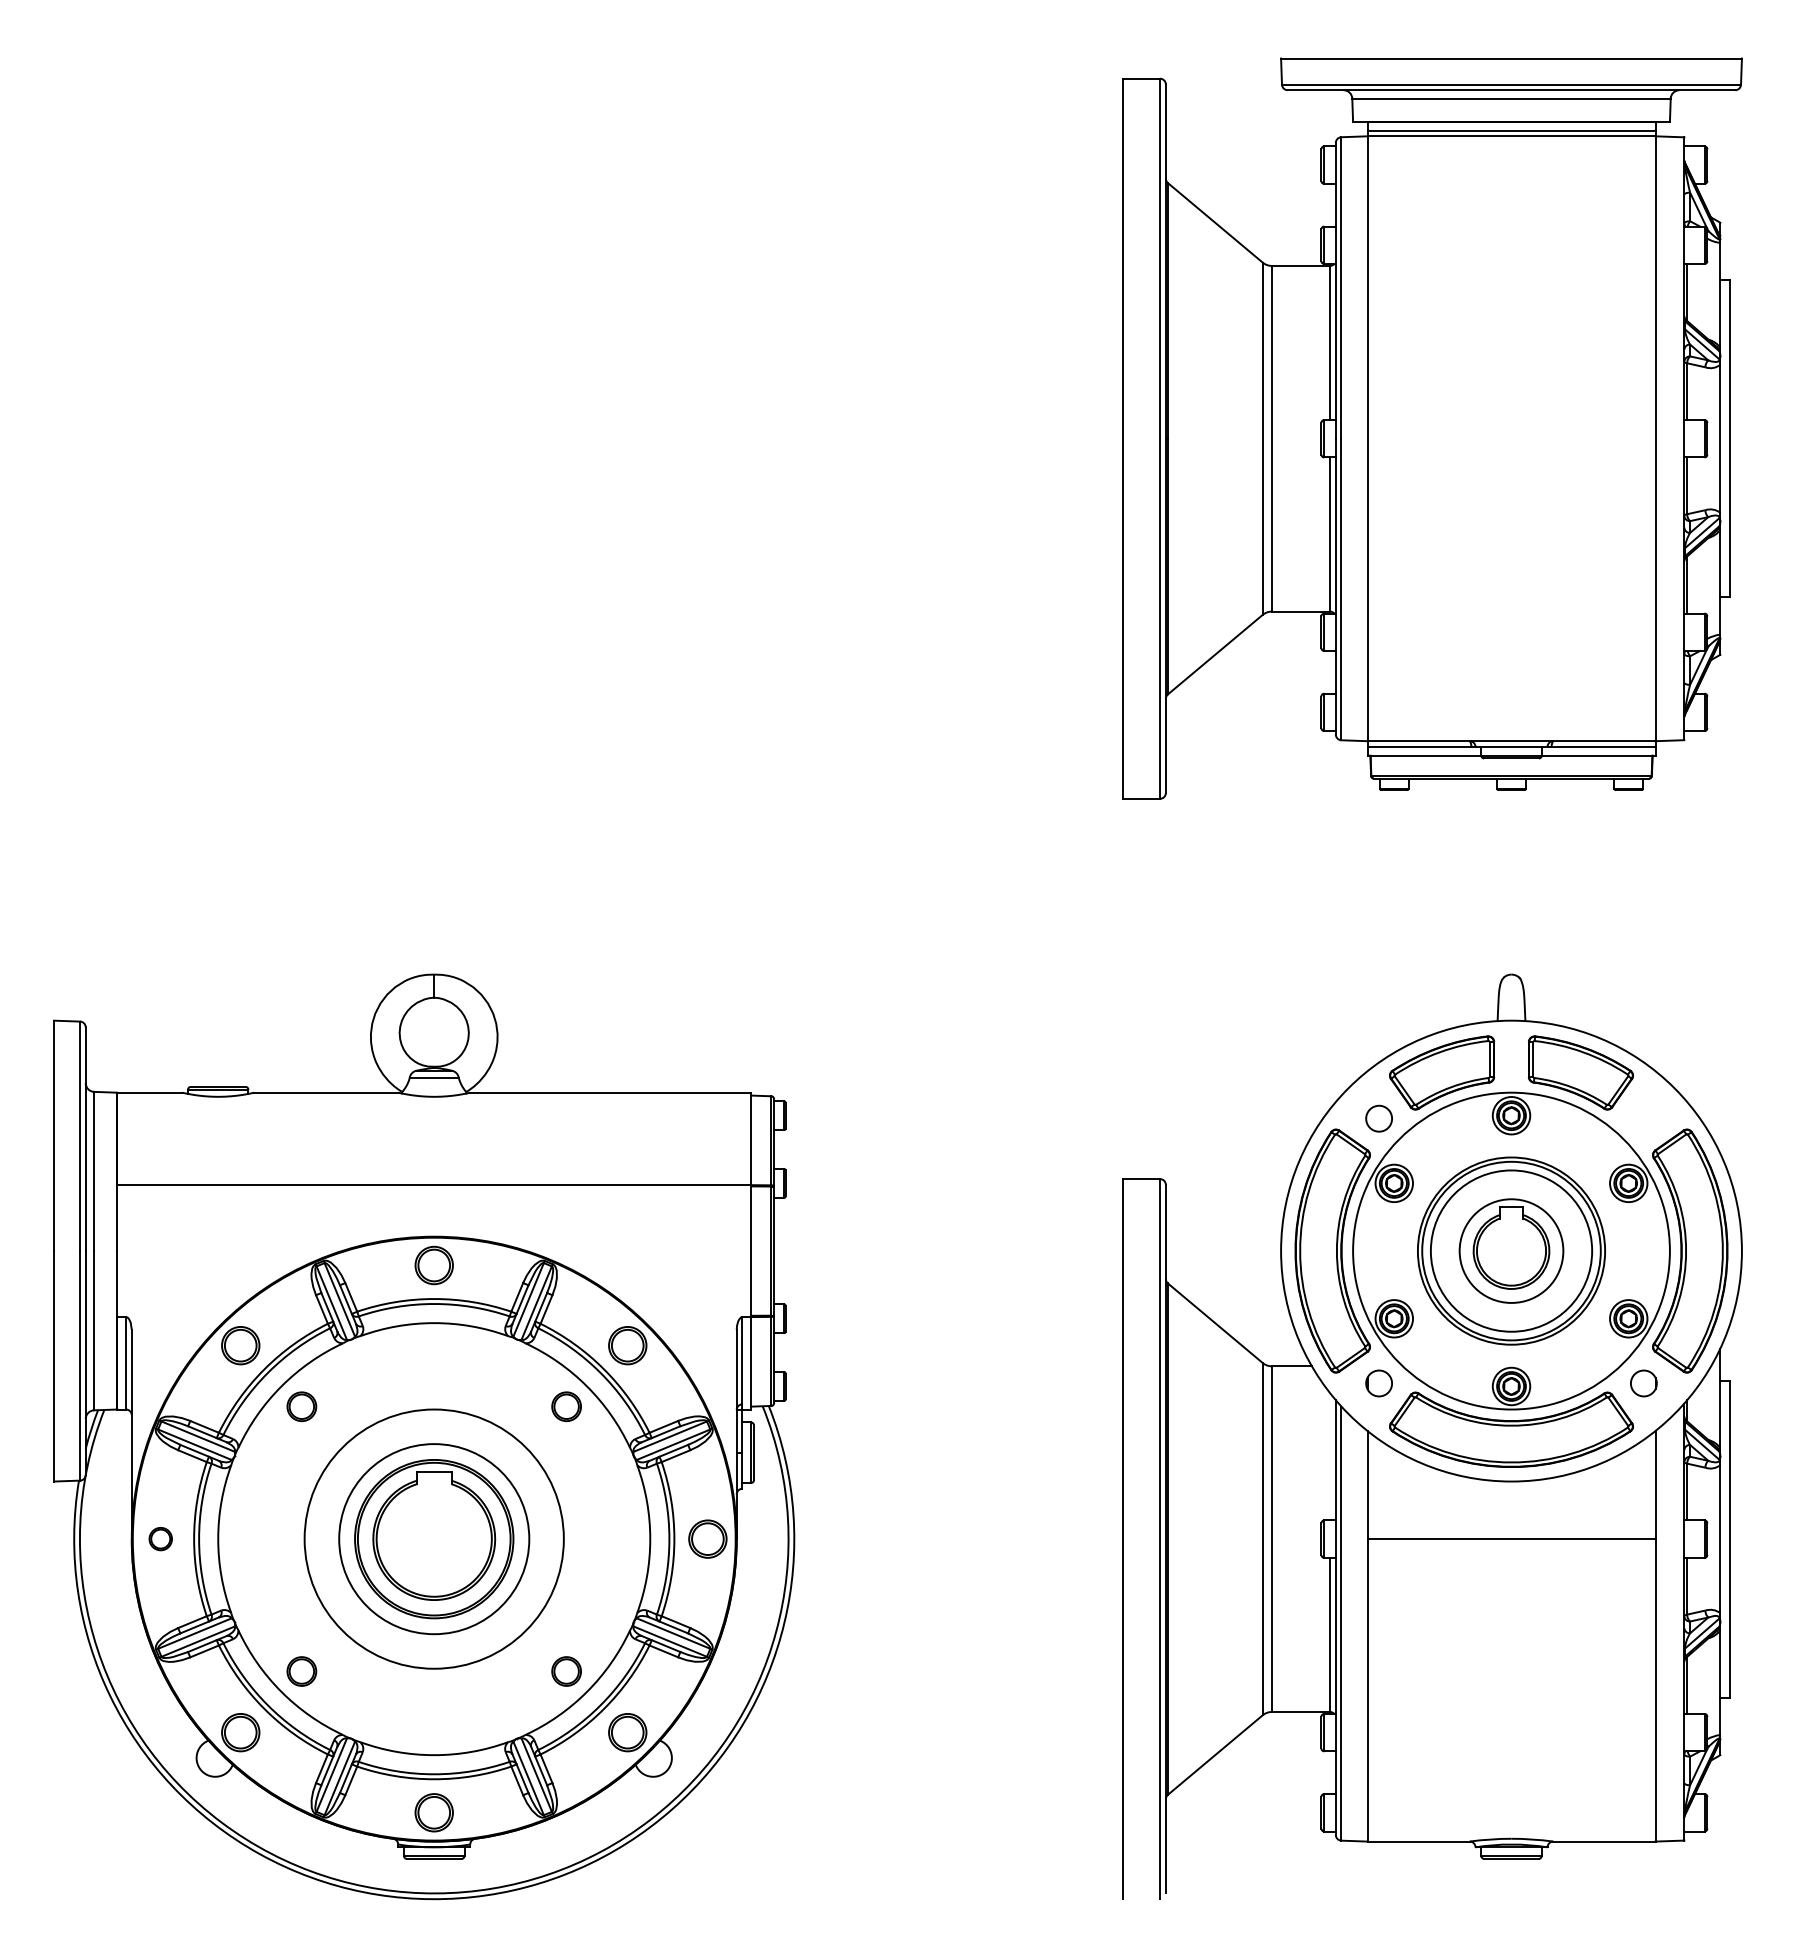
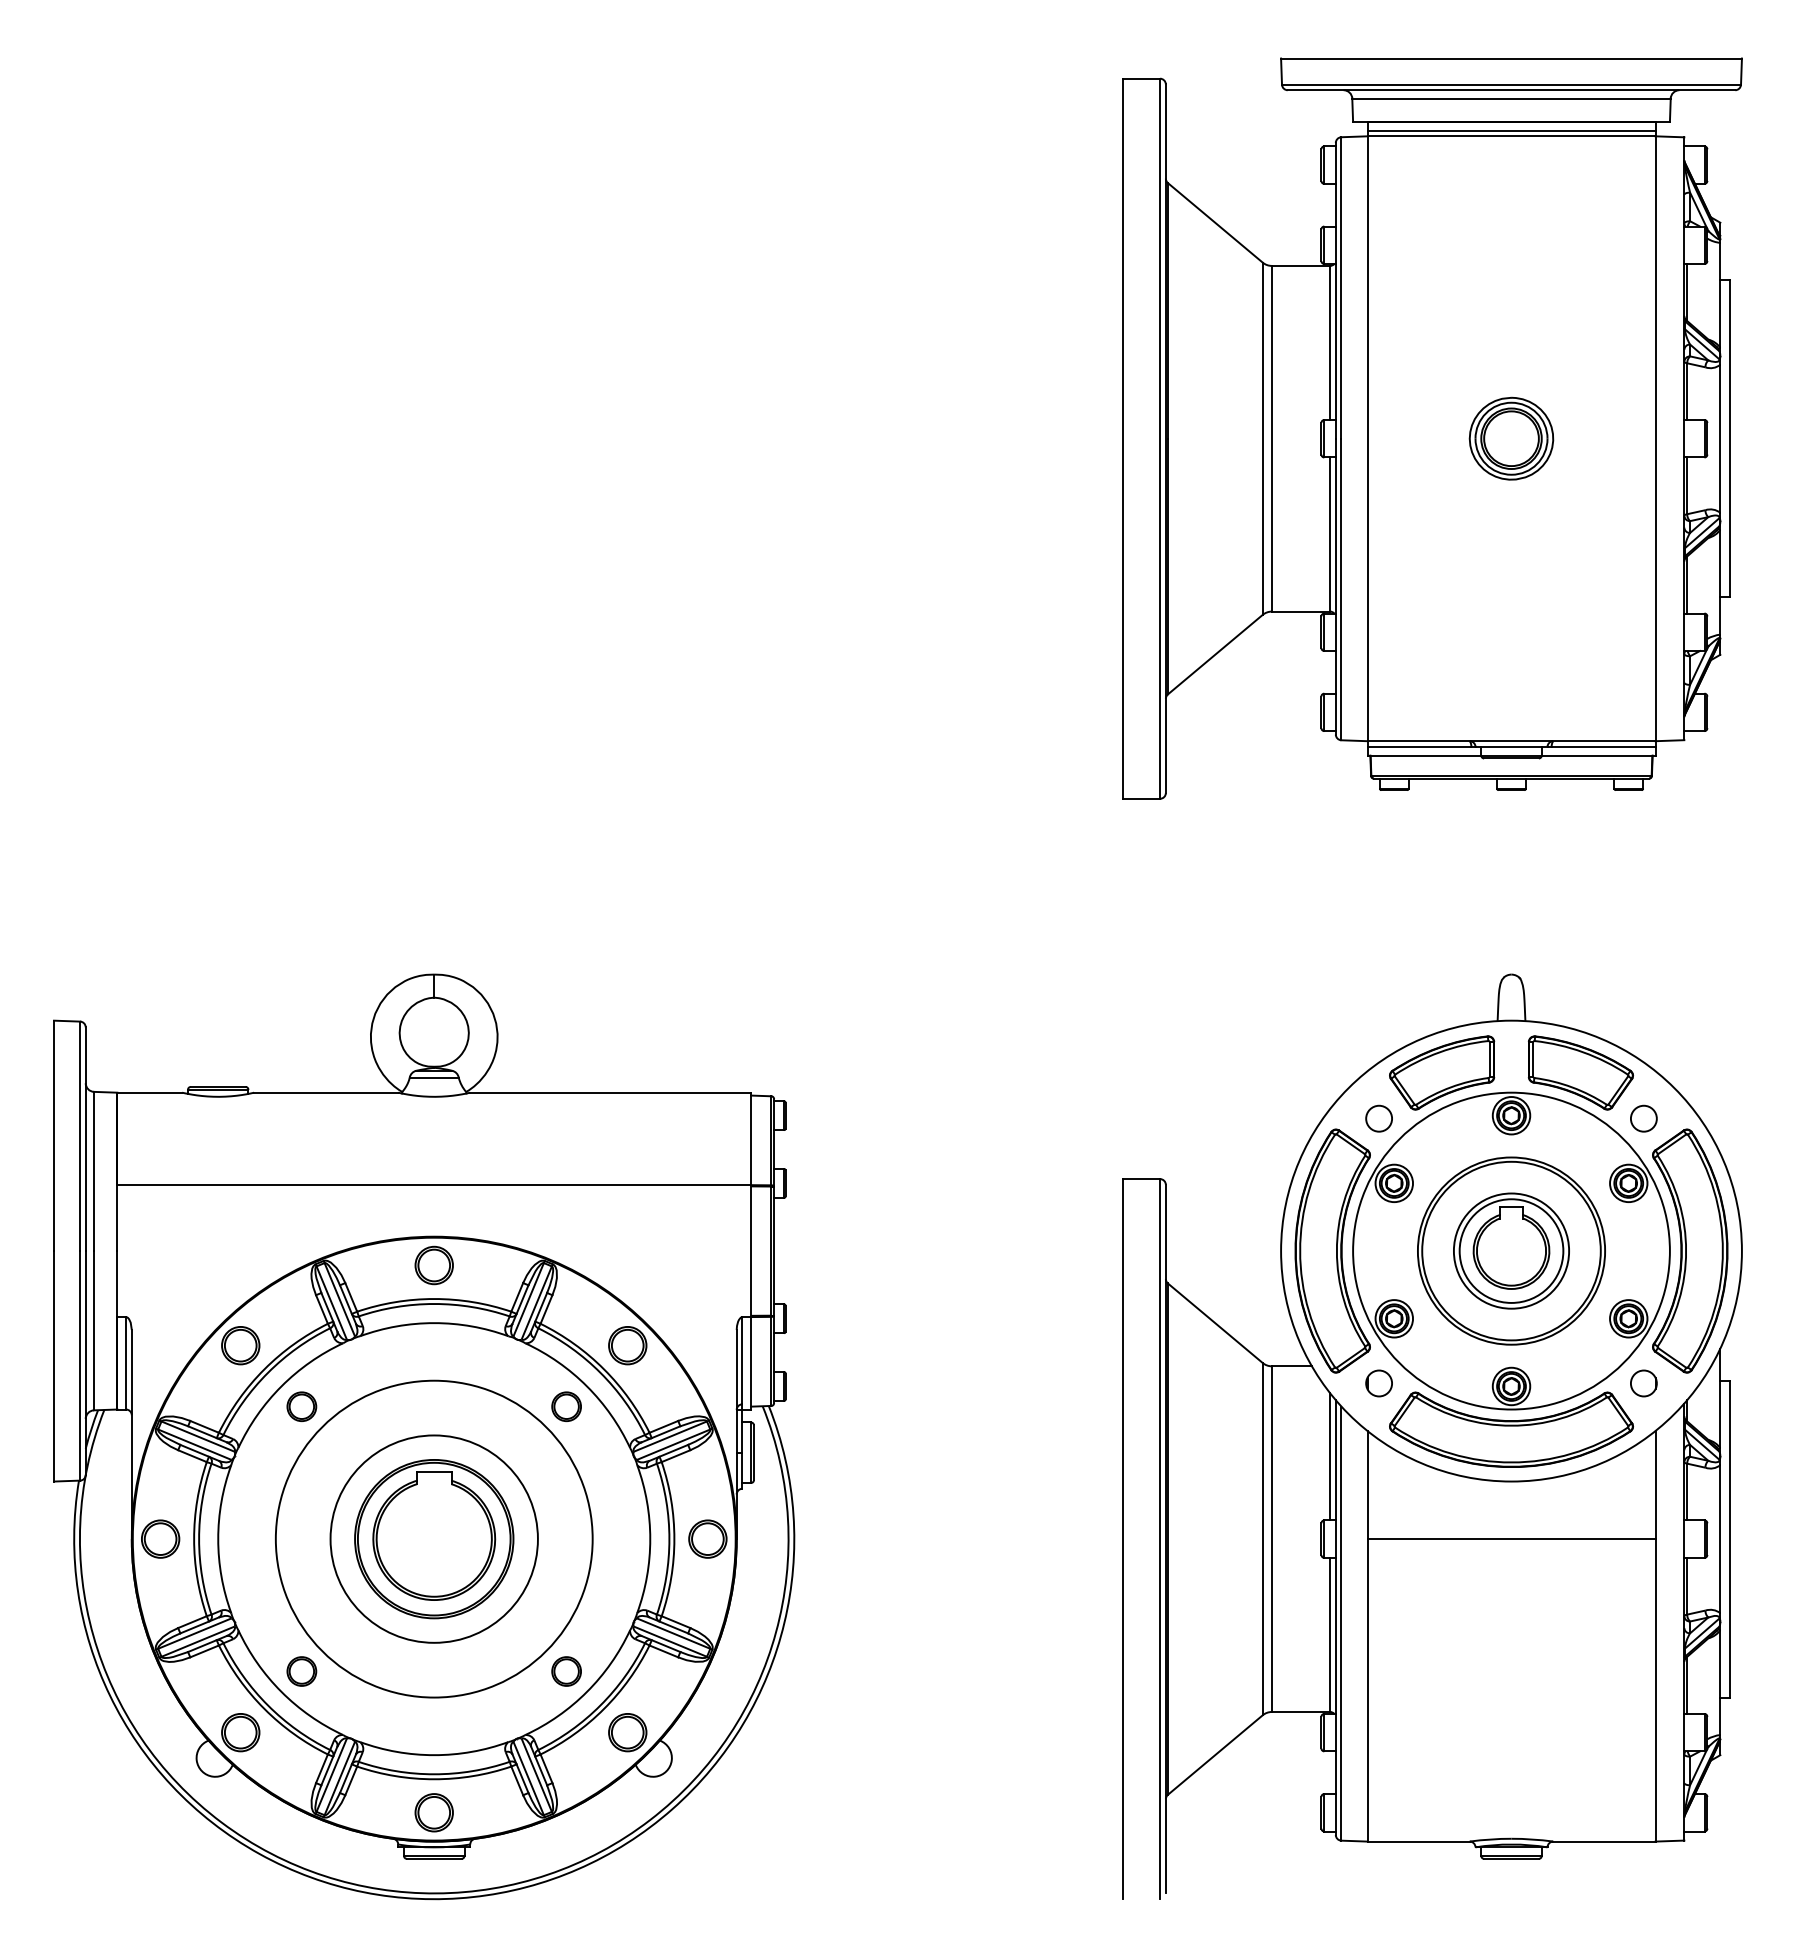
part: none -> present (1511, 438)
circle: none -> present (1643, 1118)
circle diameter: 161 px -> 115 px (1511, 1250)
line: none -> present (1330, 1456)
circle diameter: 259 px -> 207 px (433, 1538)
part size: 25x25 px -> 40x40 px (160, 1538)
circle diameter: 190 px -> 317 px (433, 1538)
